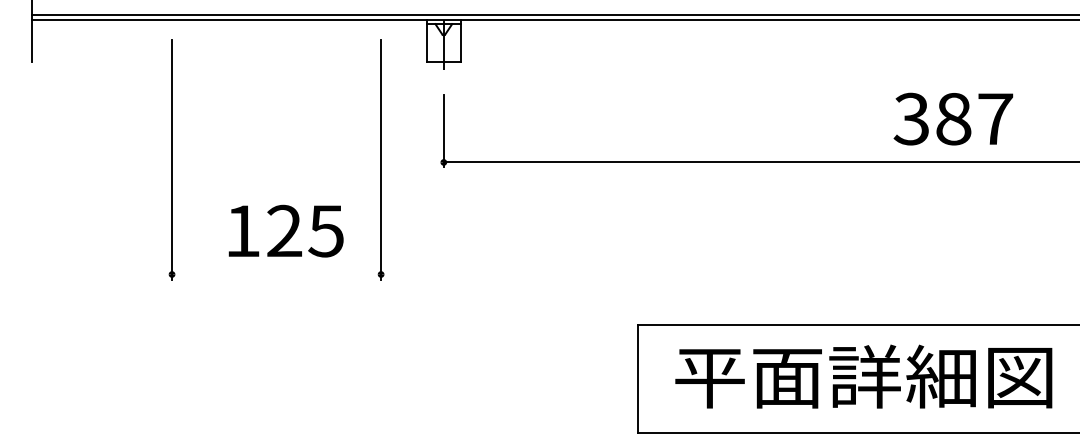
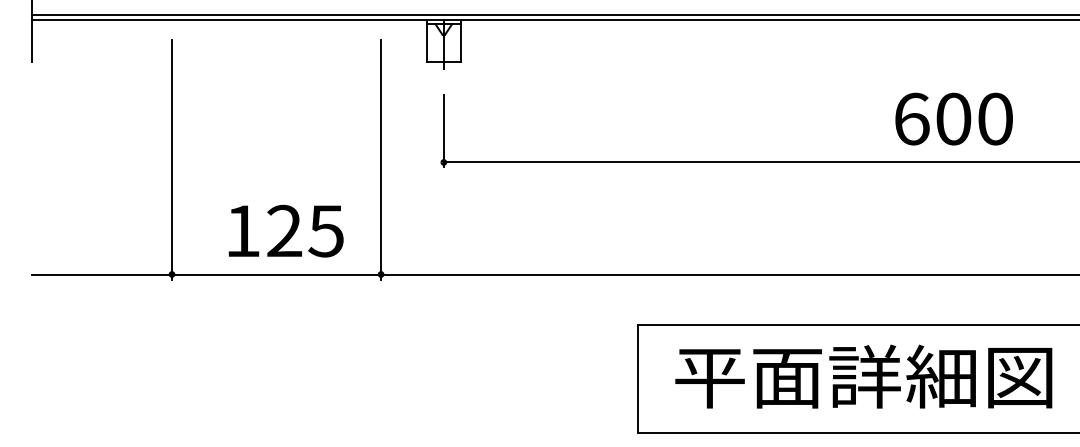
text: 387 -> 600 (953, 118)
line: none -> present (554, 274)
